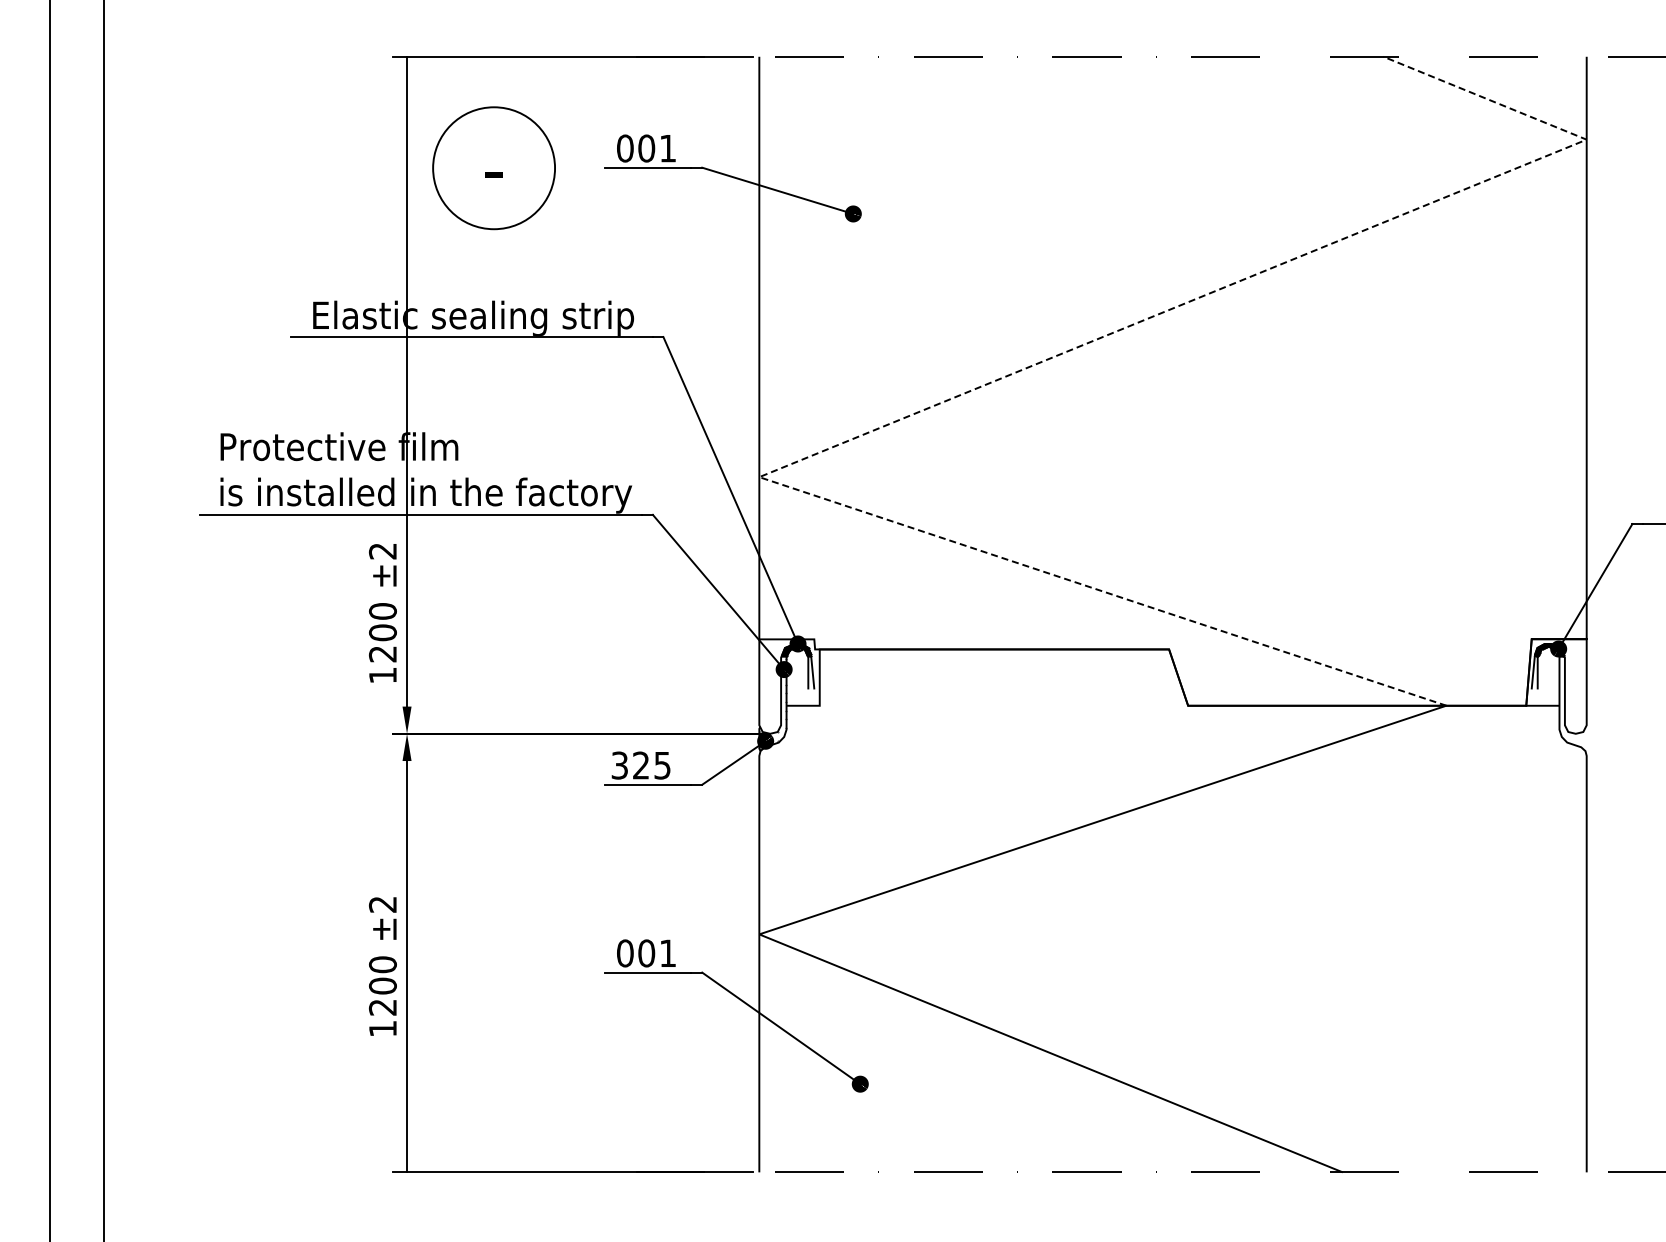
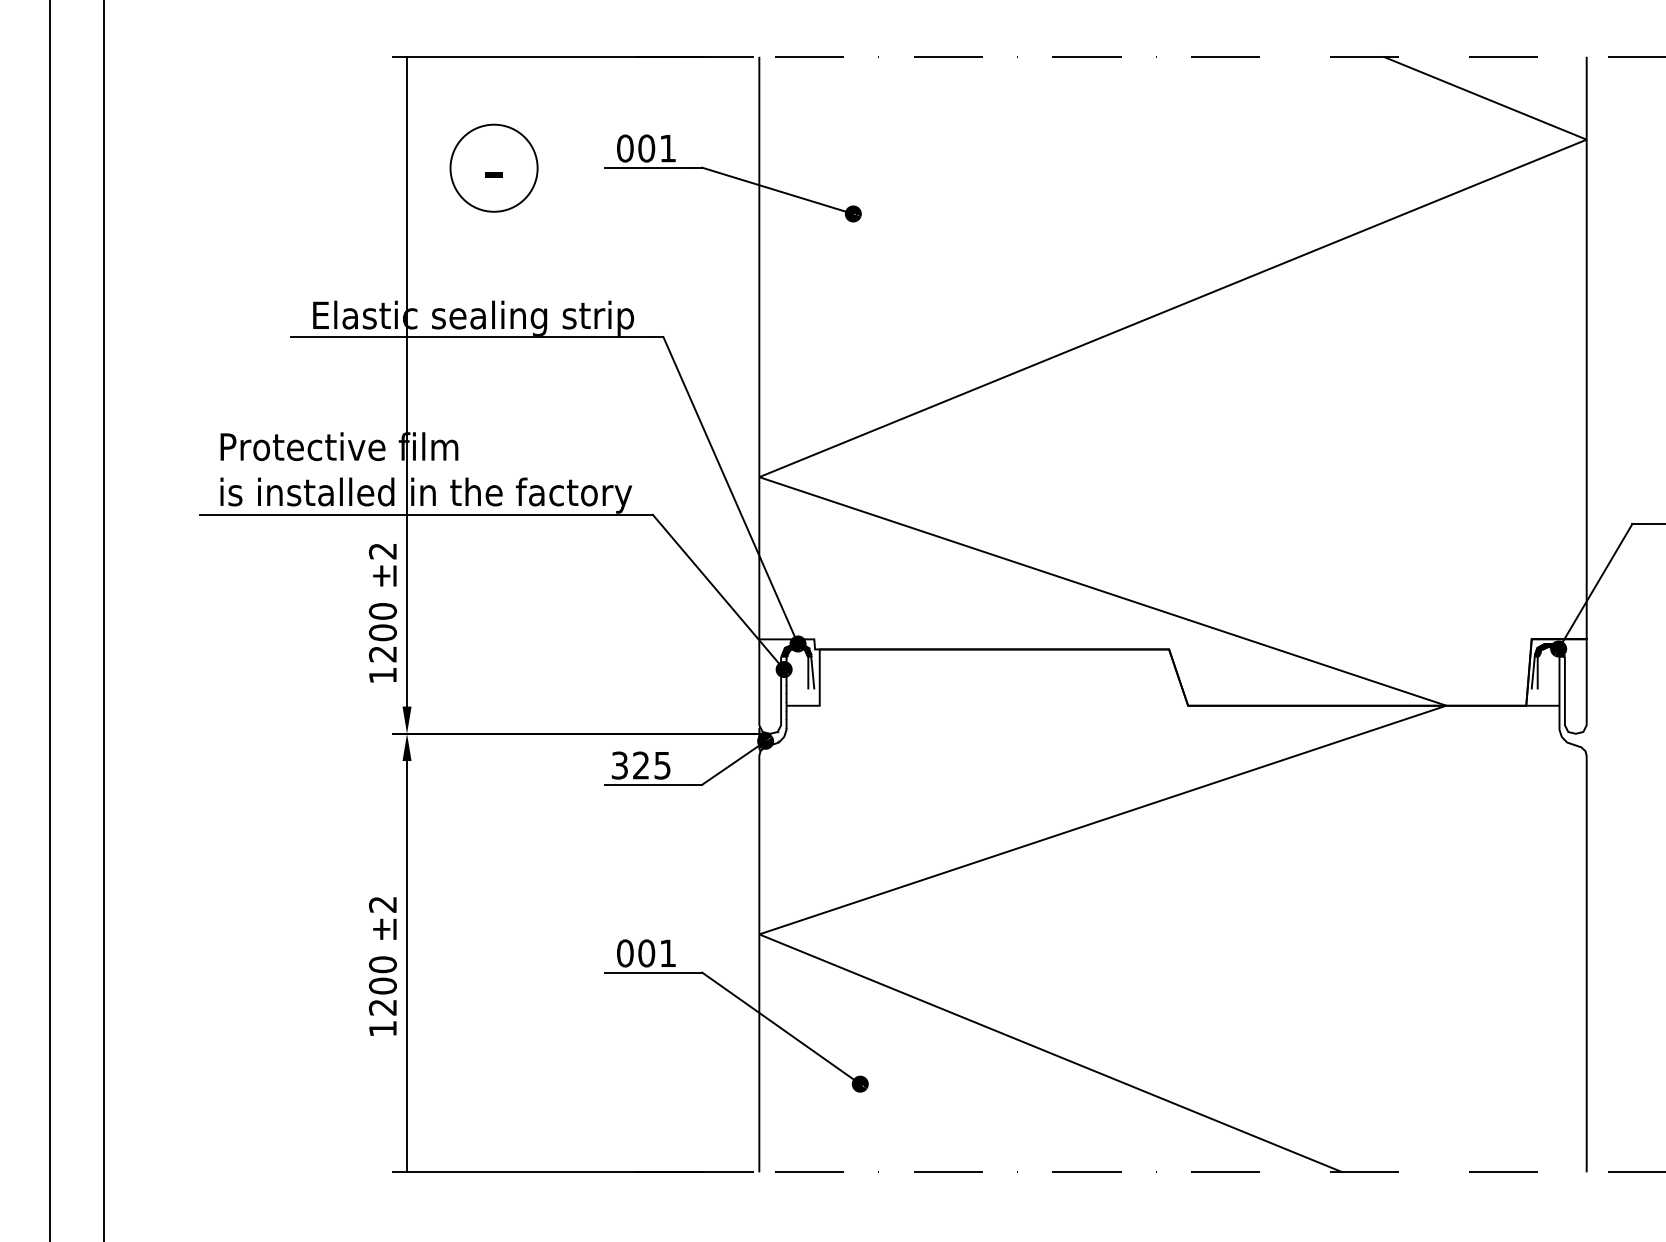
circle diameter: 122 px -> 87 px (493, 167)
line: dashed -> solid (939, 403)
